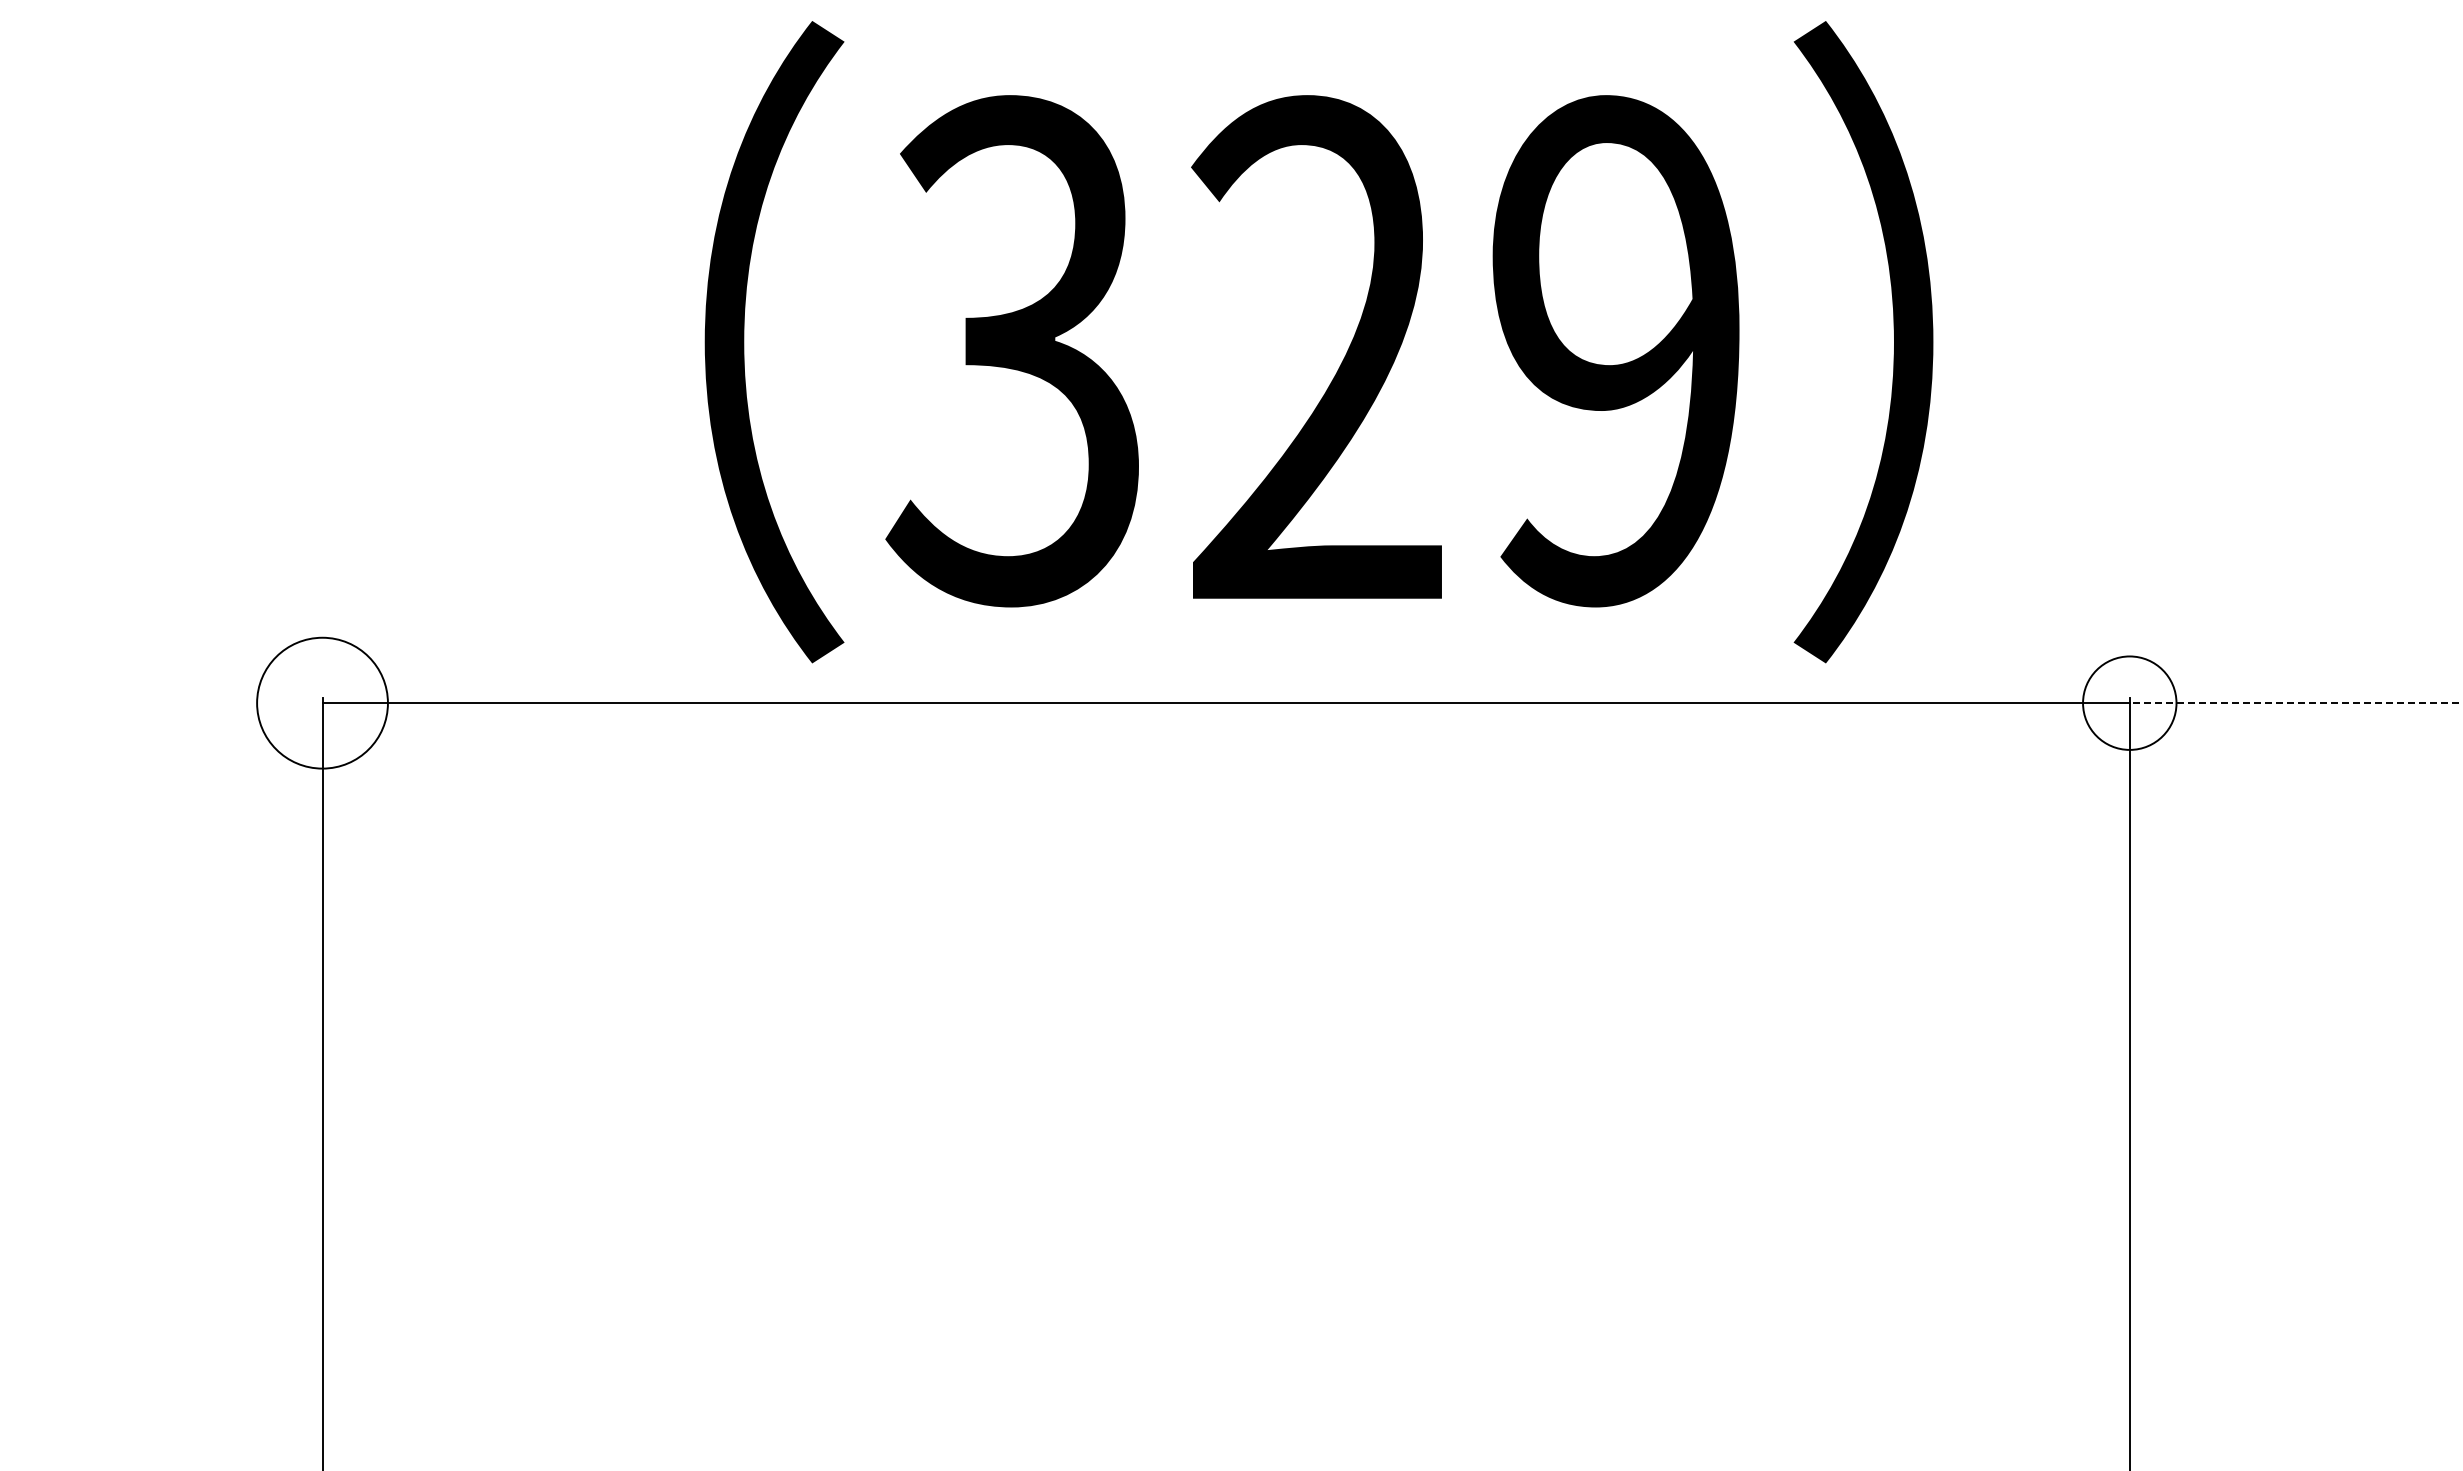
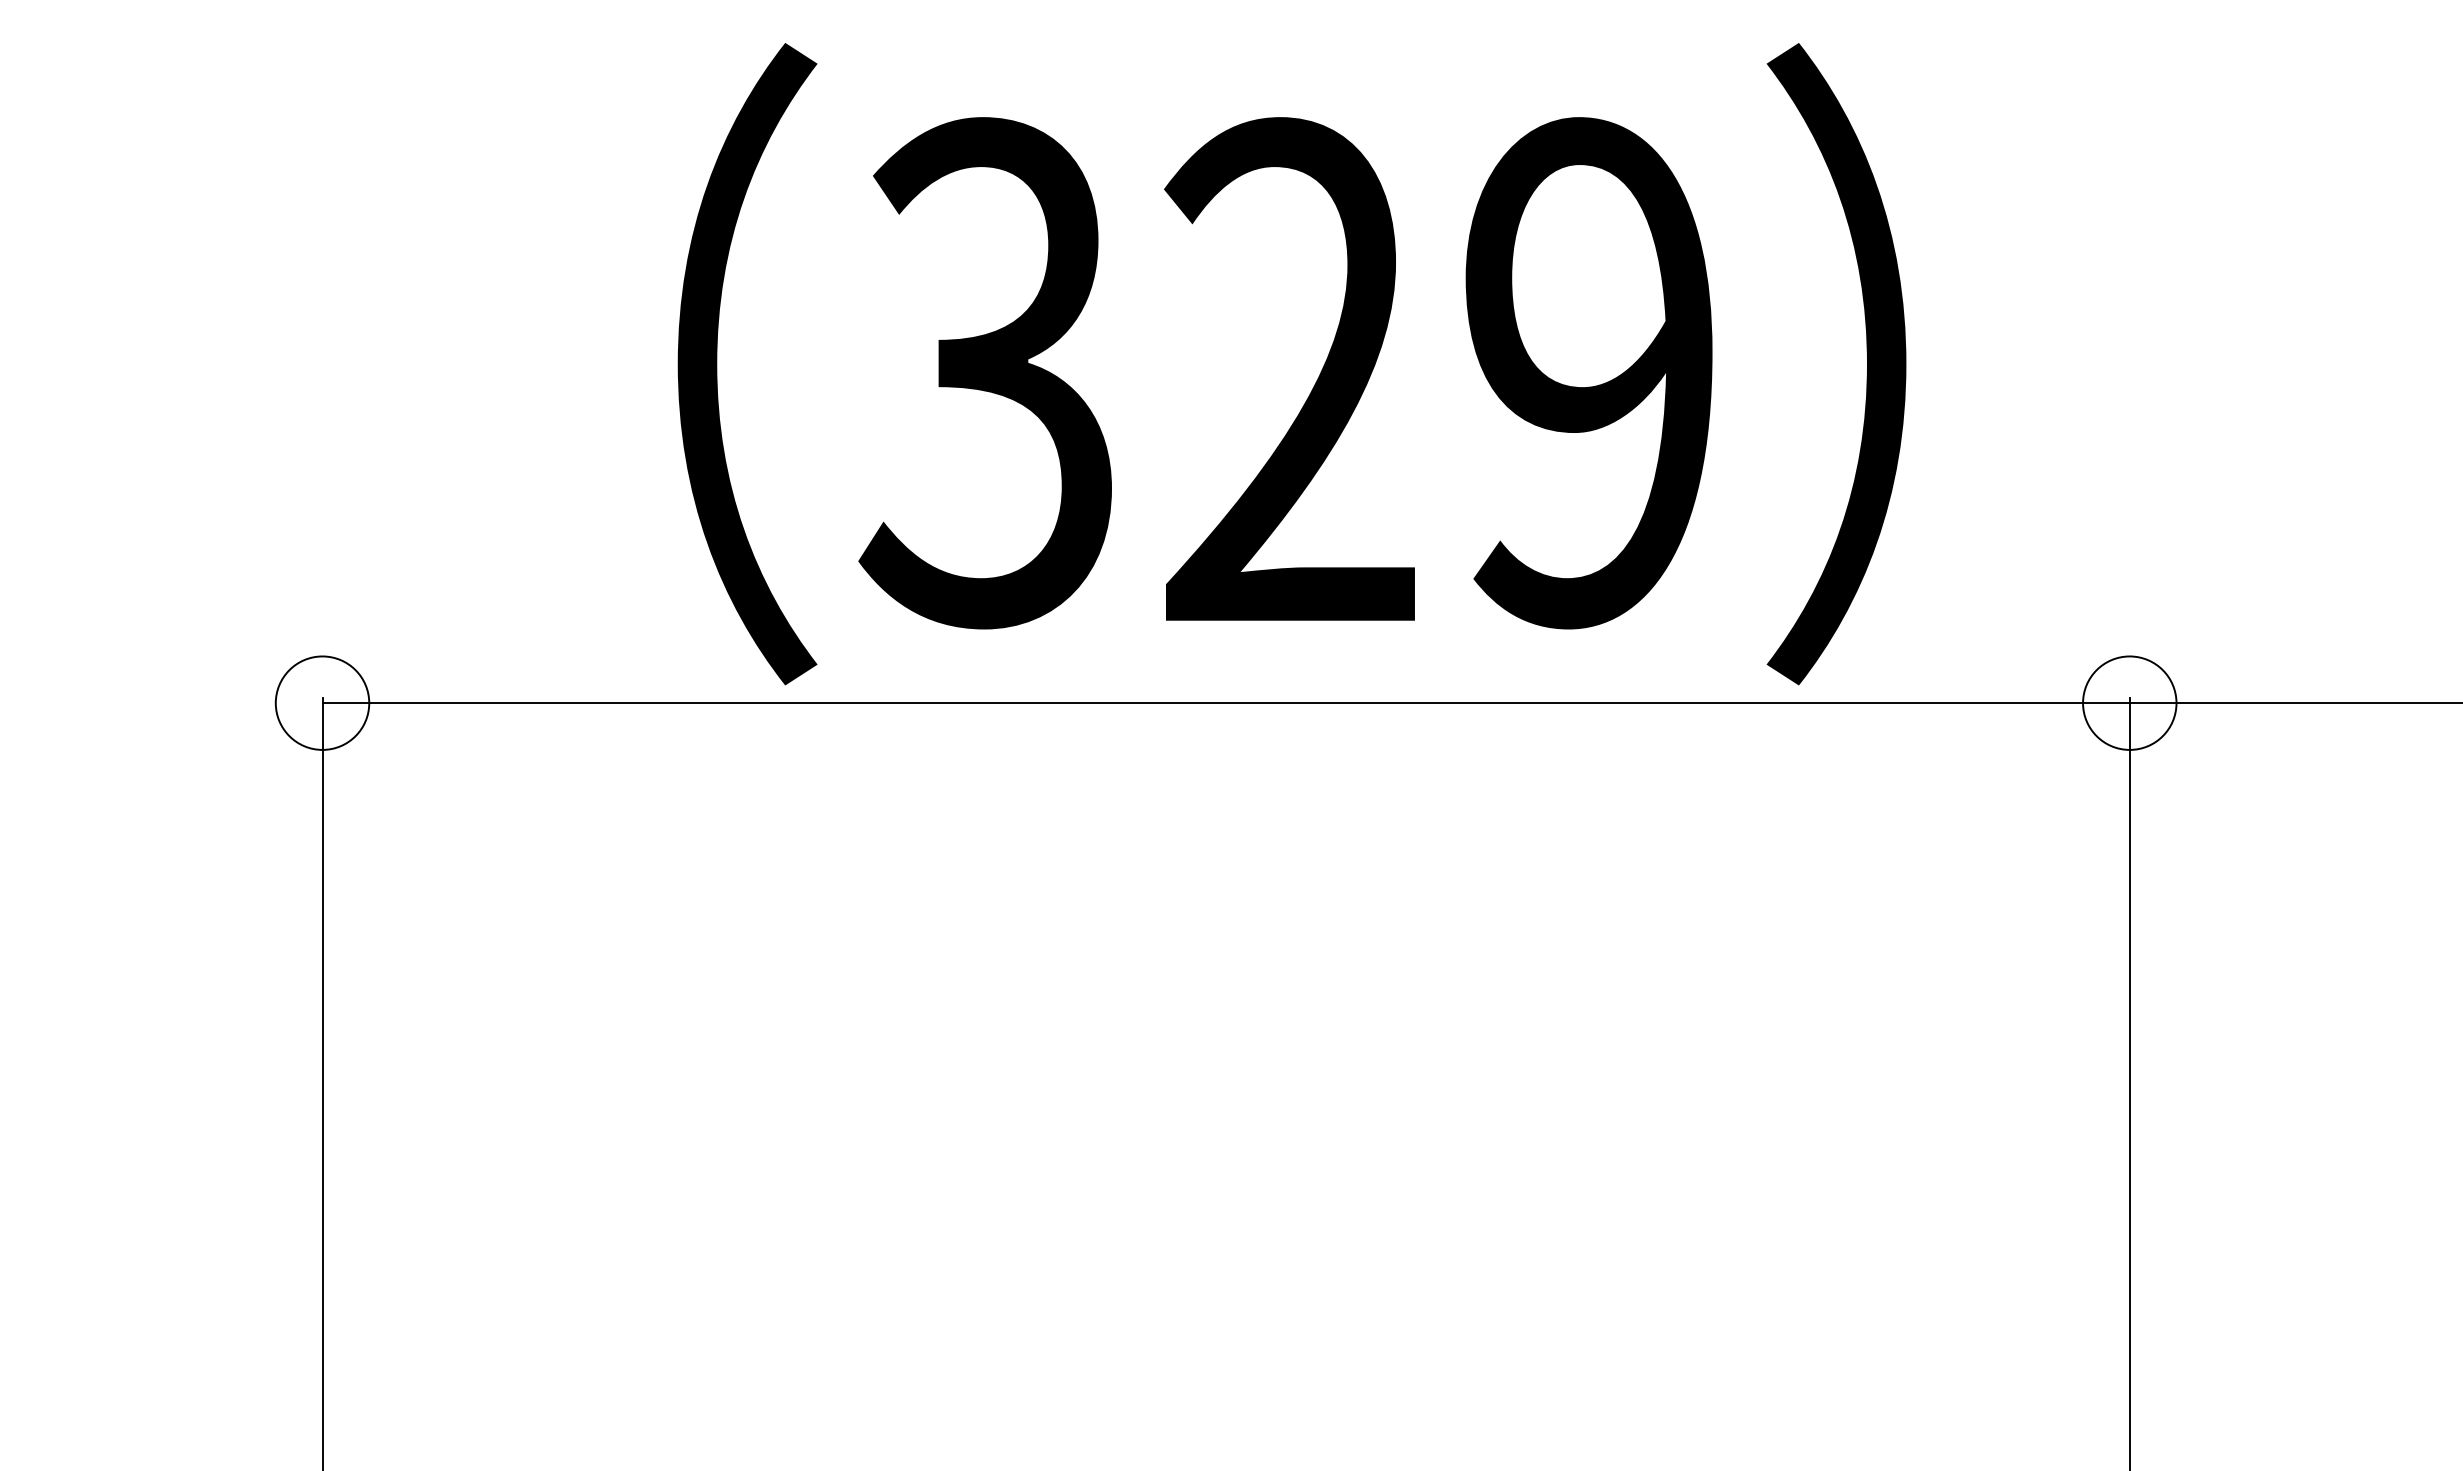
text position: (1318, 342) -> (1291, 364) (1291, 364)
circle diameter: 131 px -> 93 px (322, 702)
line: dashed -> solid (2295, 703)
